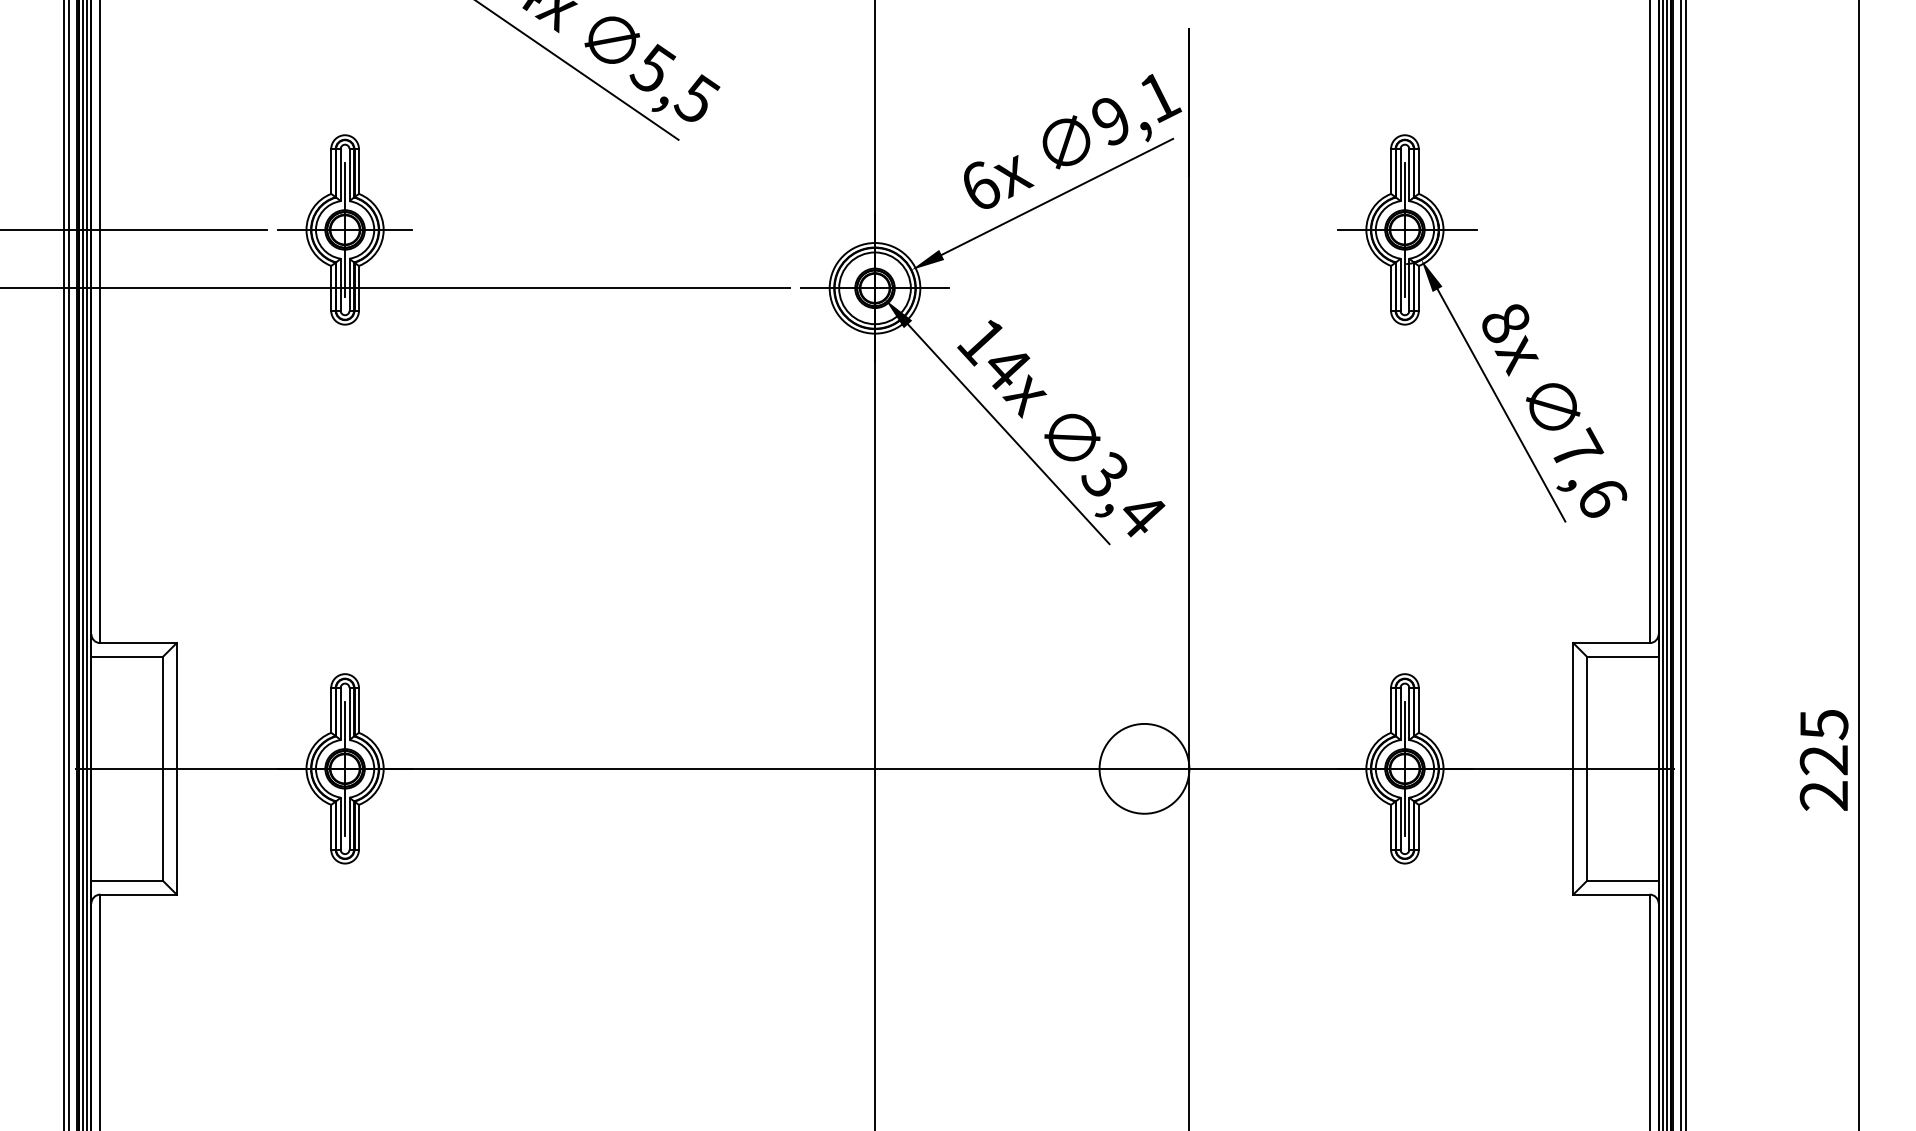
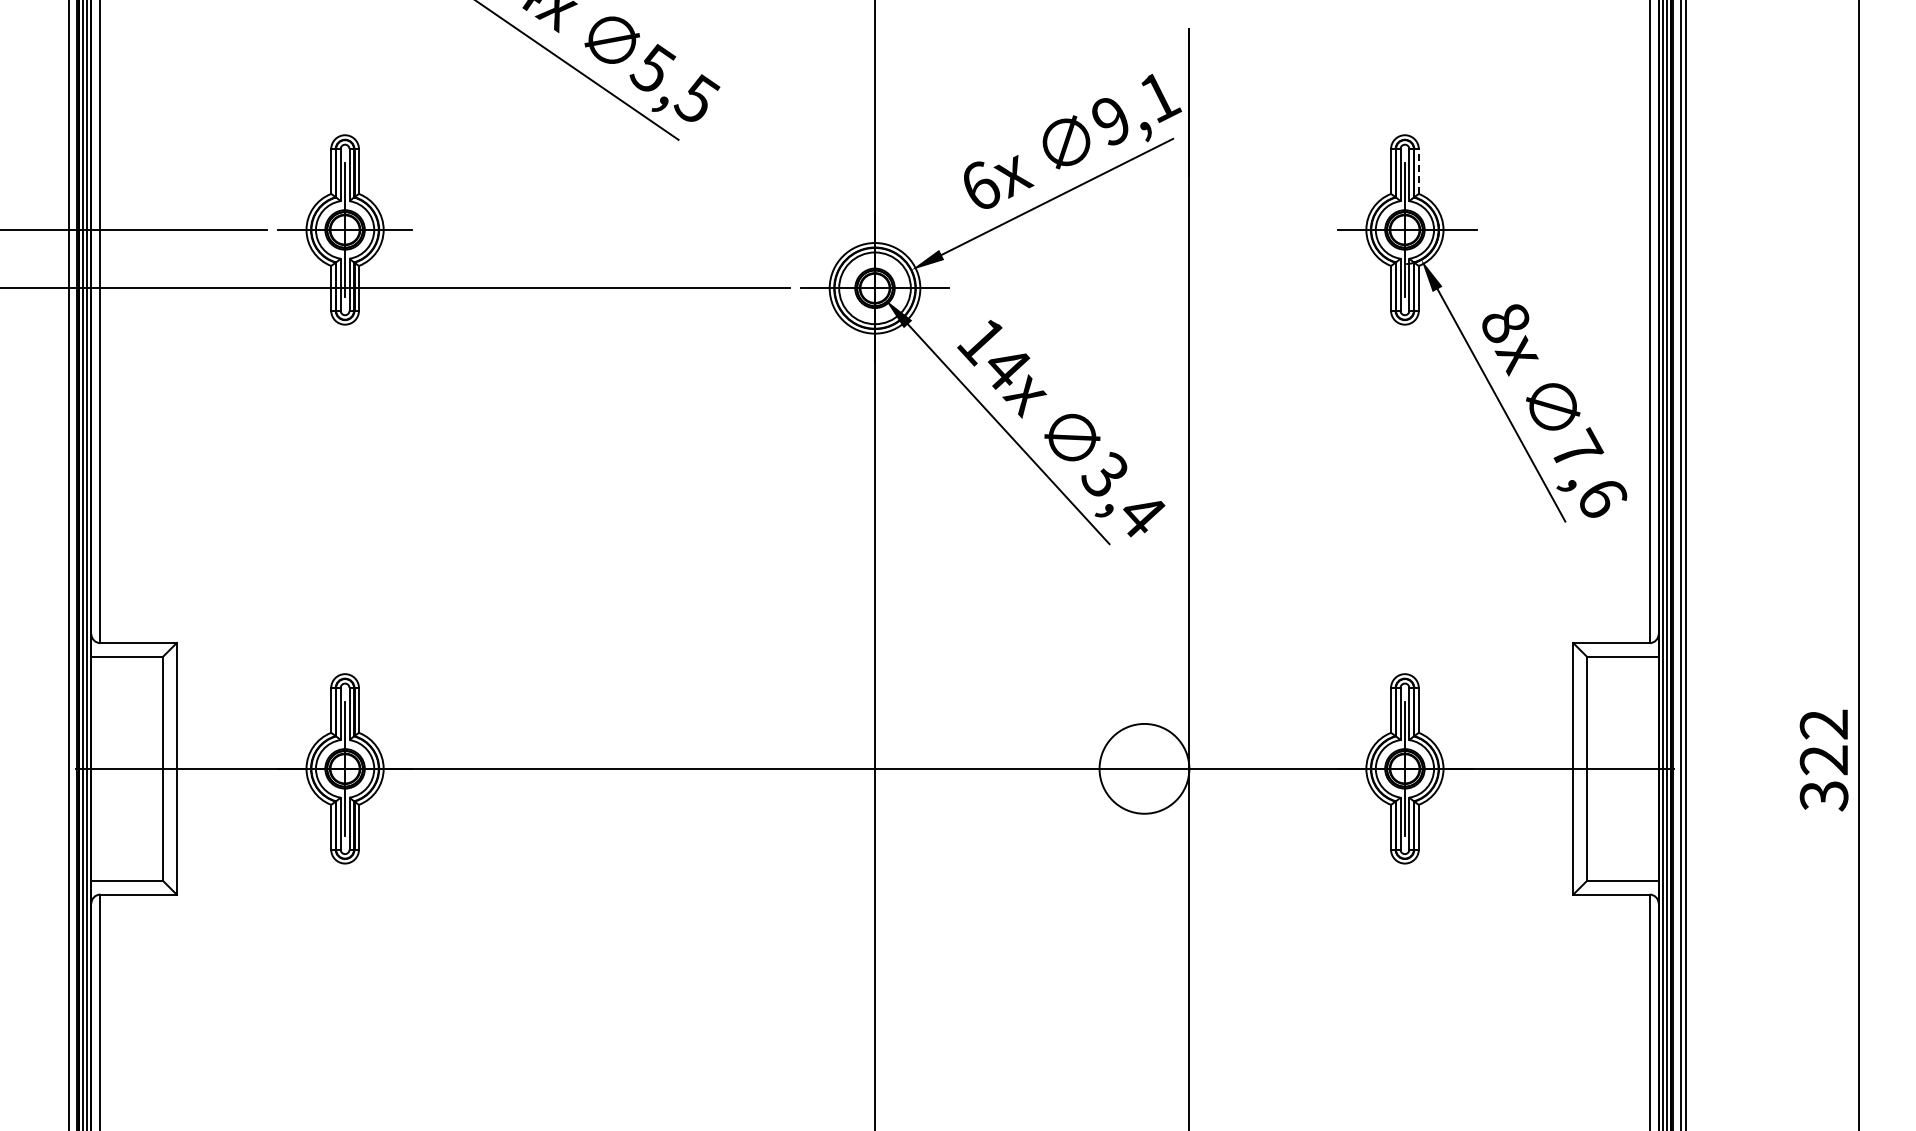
line: solid -> dashed (1418, 171)
line: present -> none (64, 564)
text: 225 -> 322 (1823, 760)
